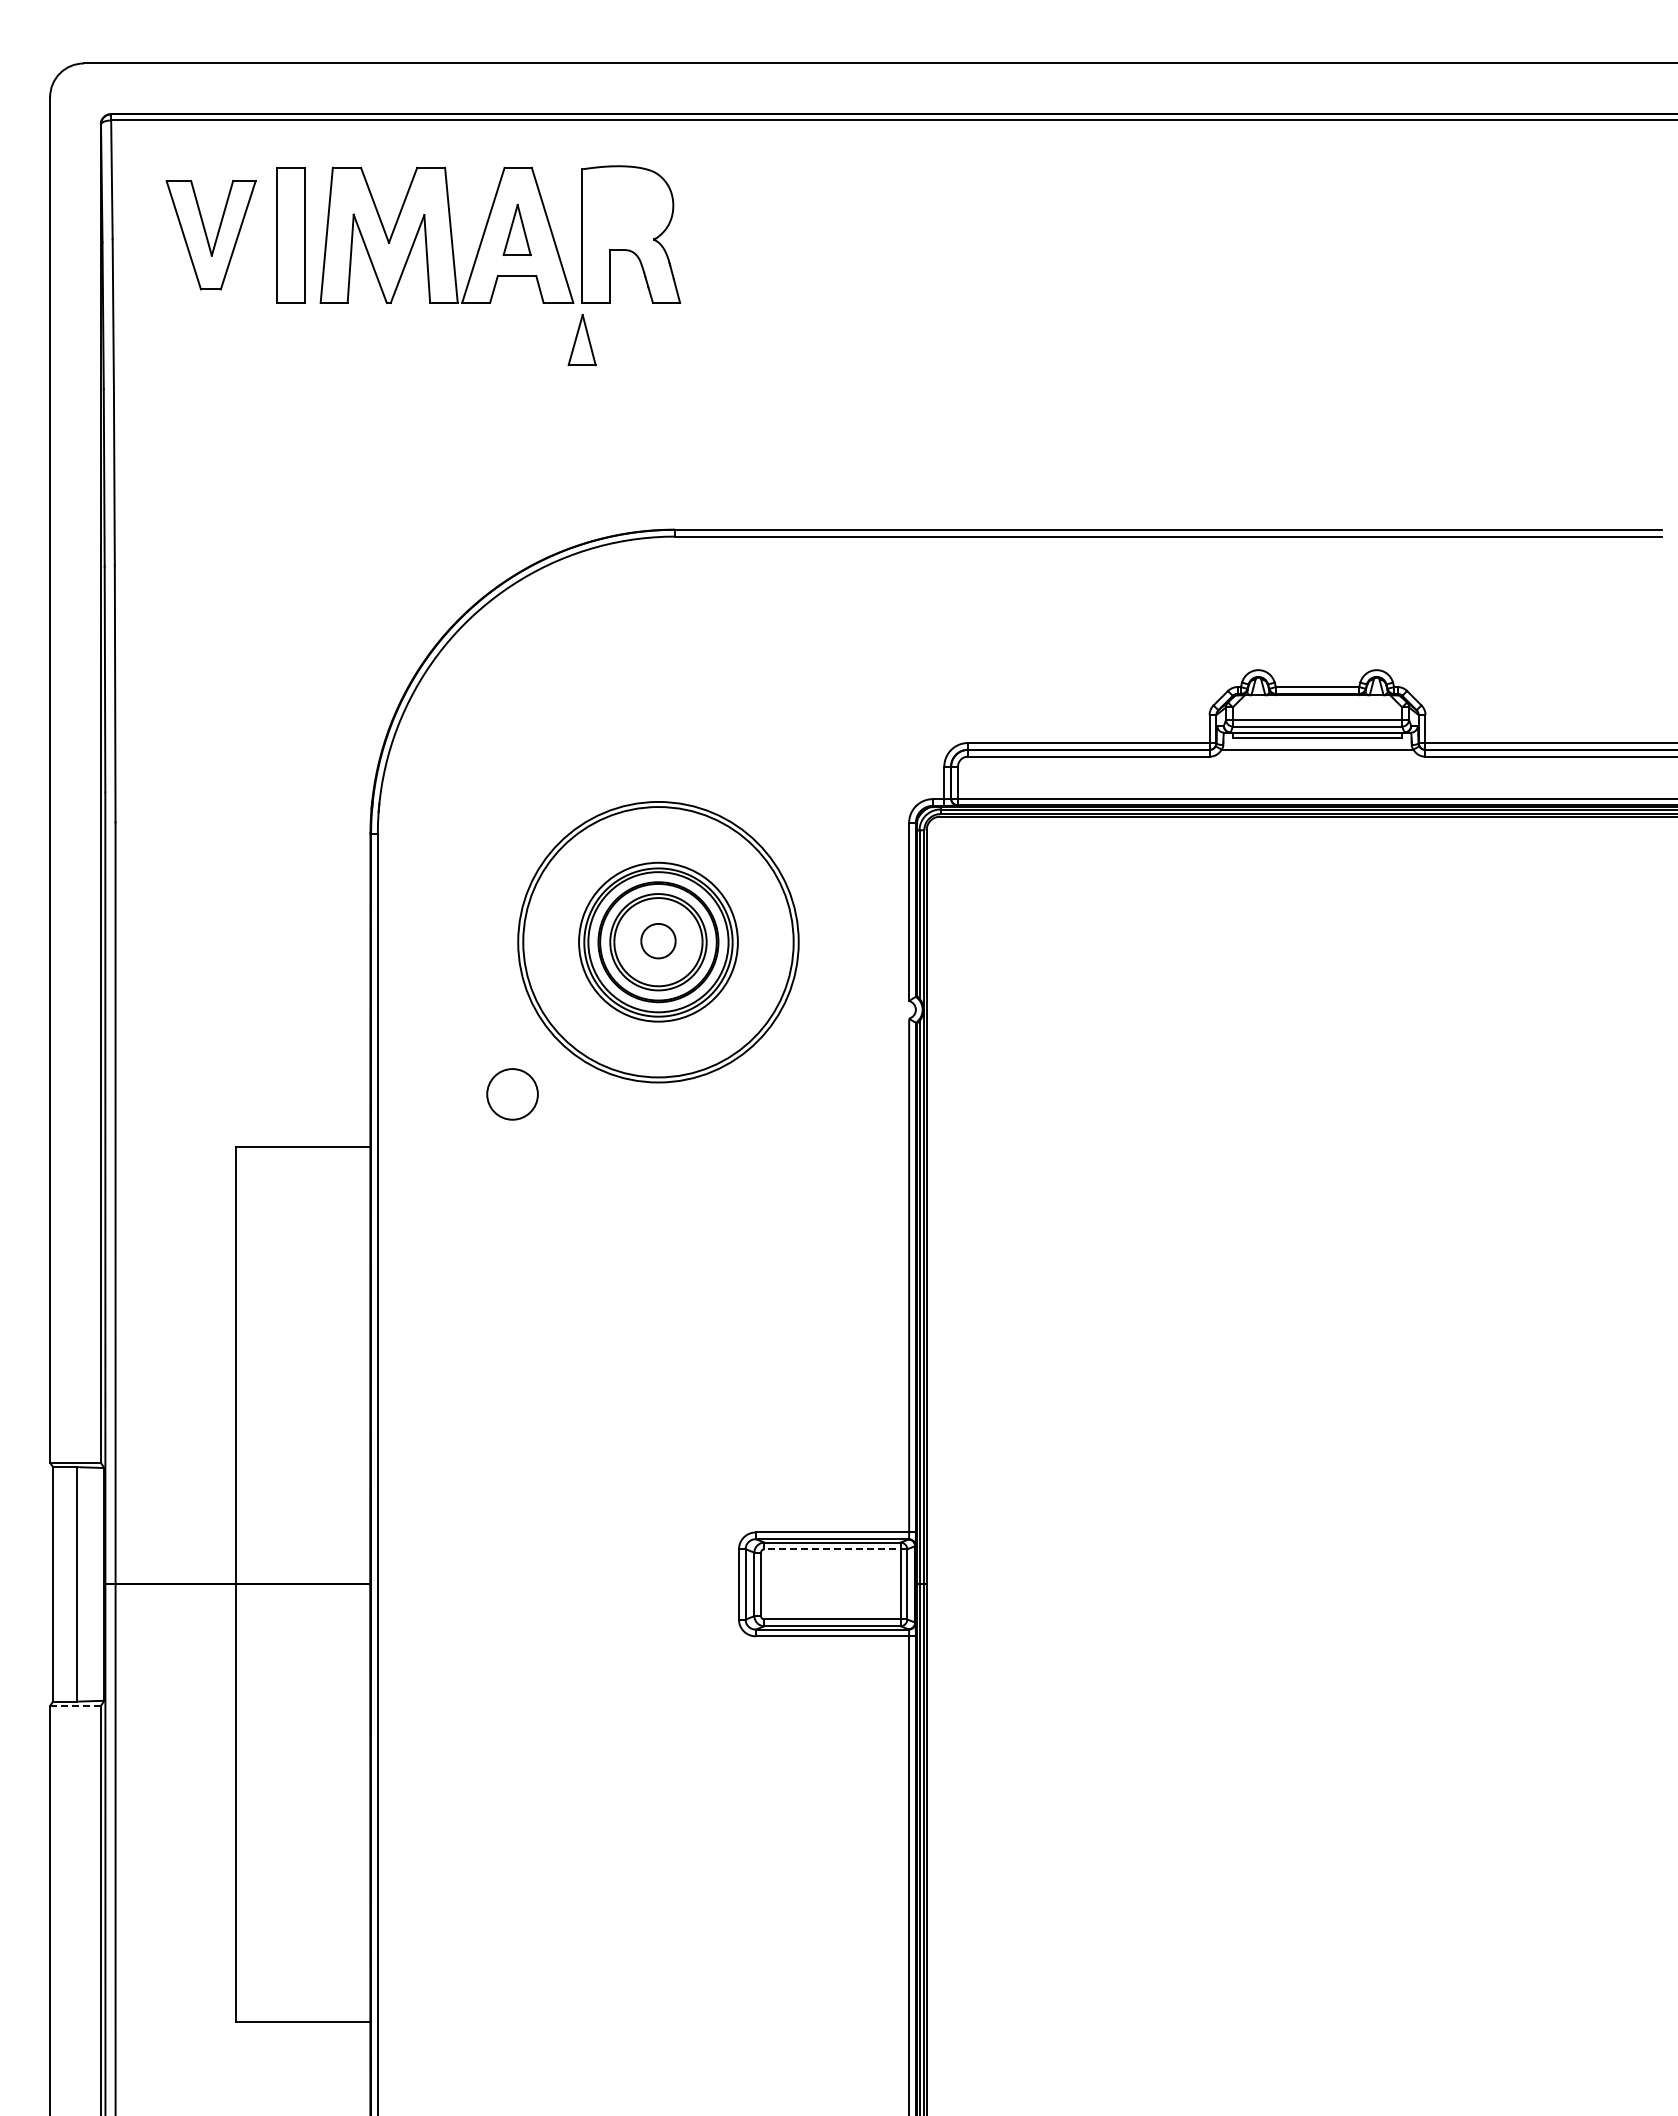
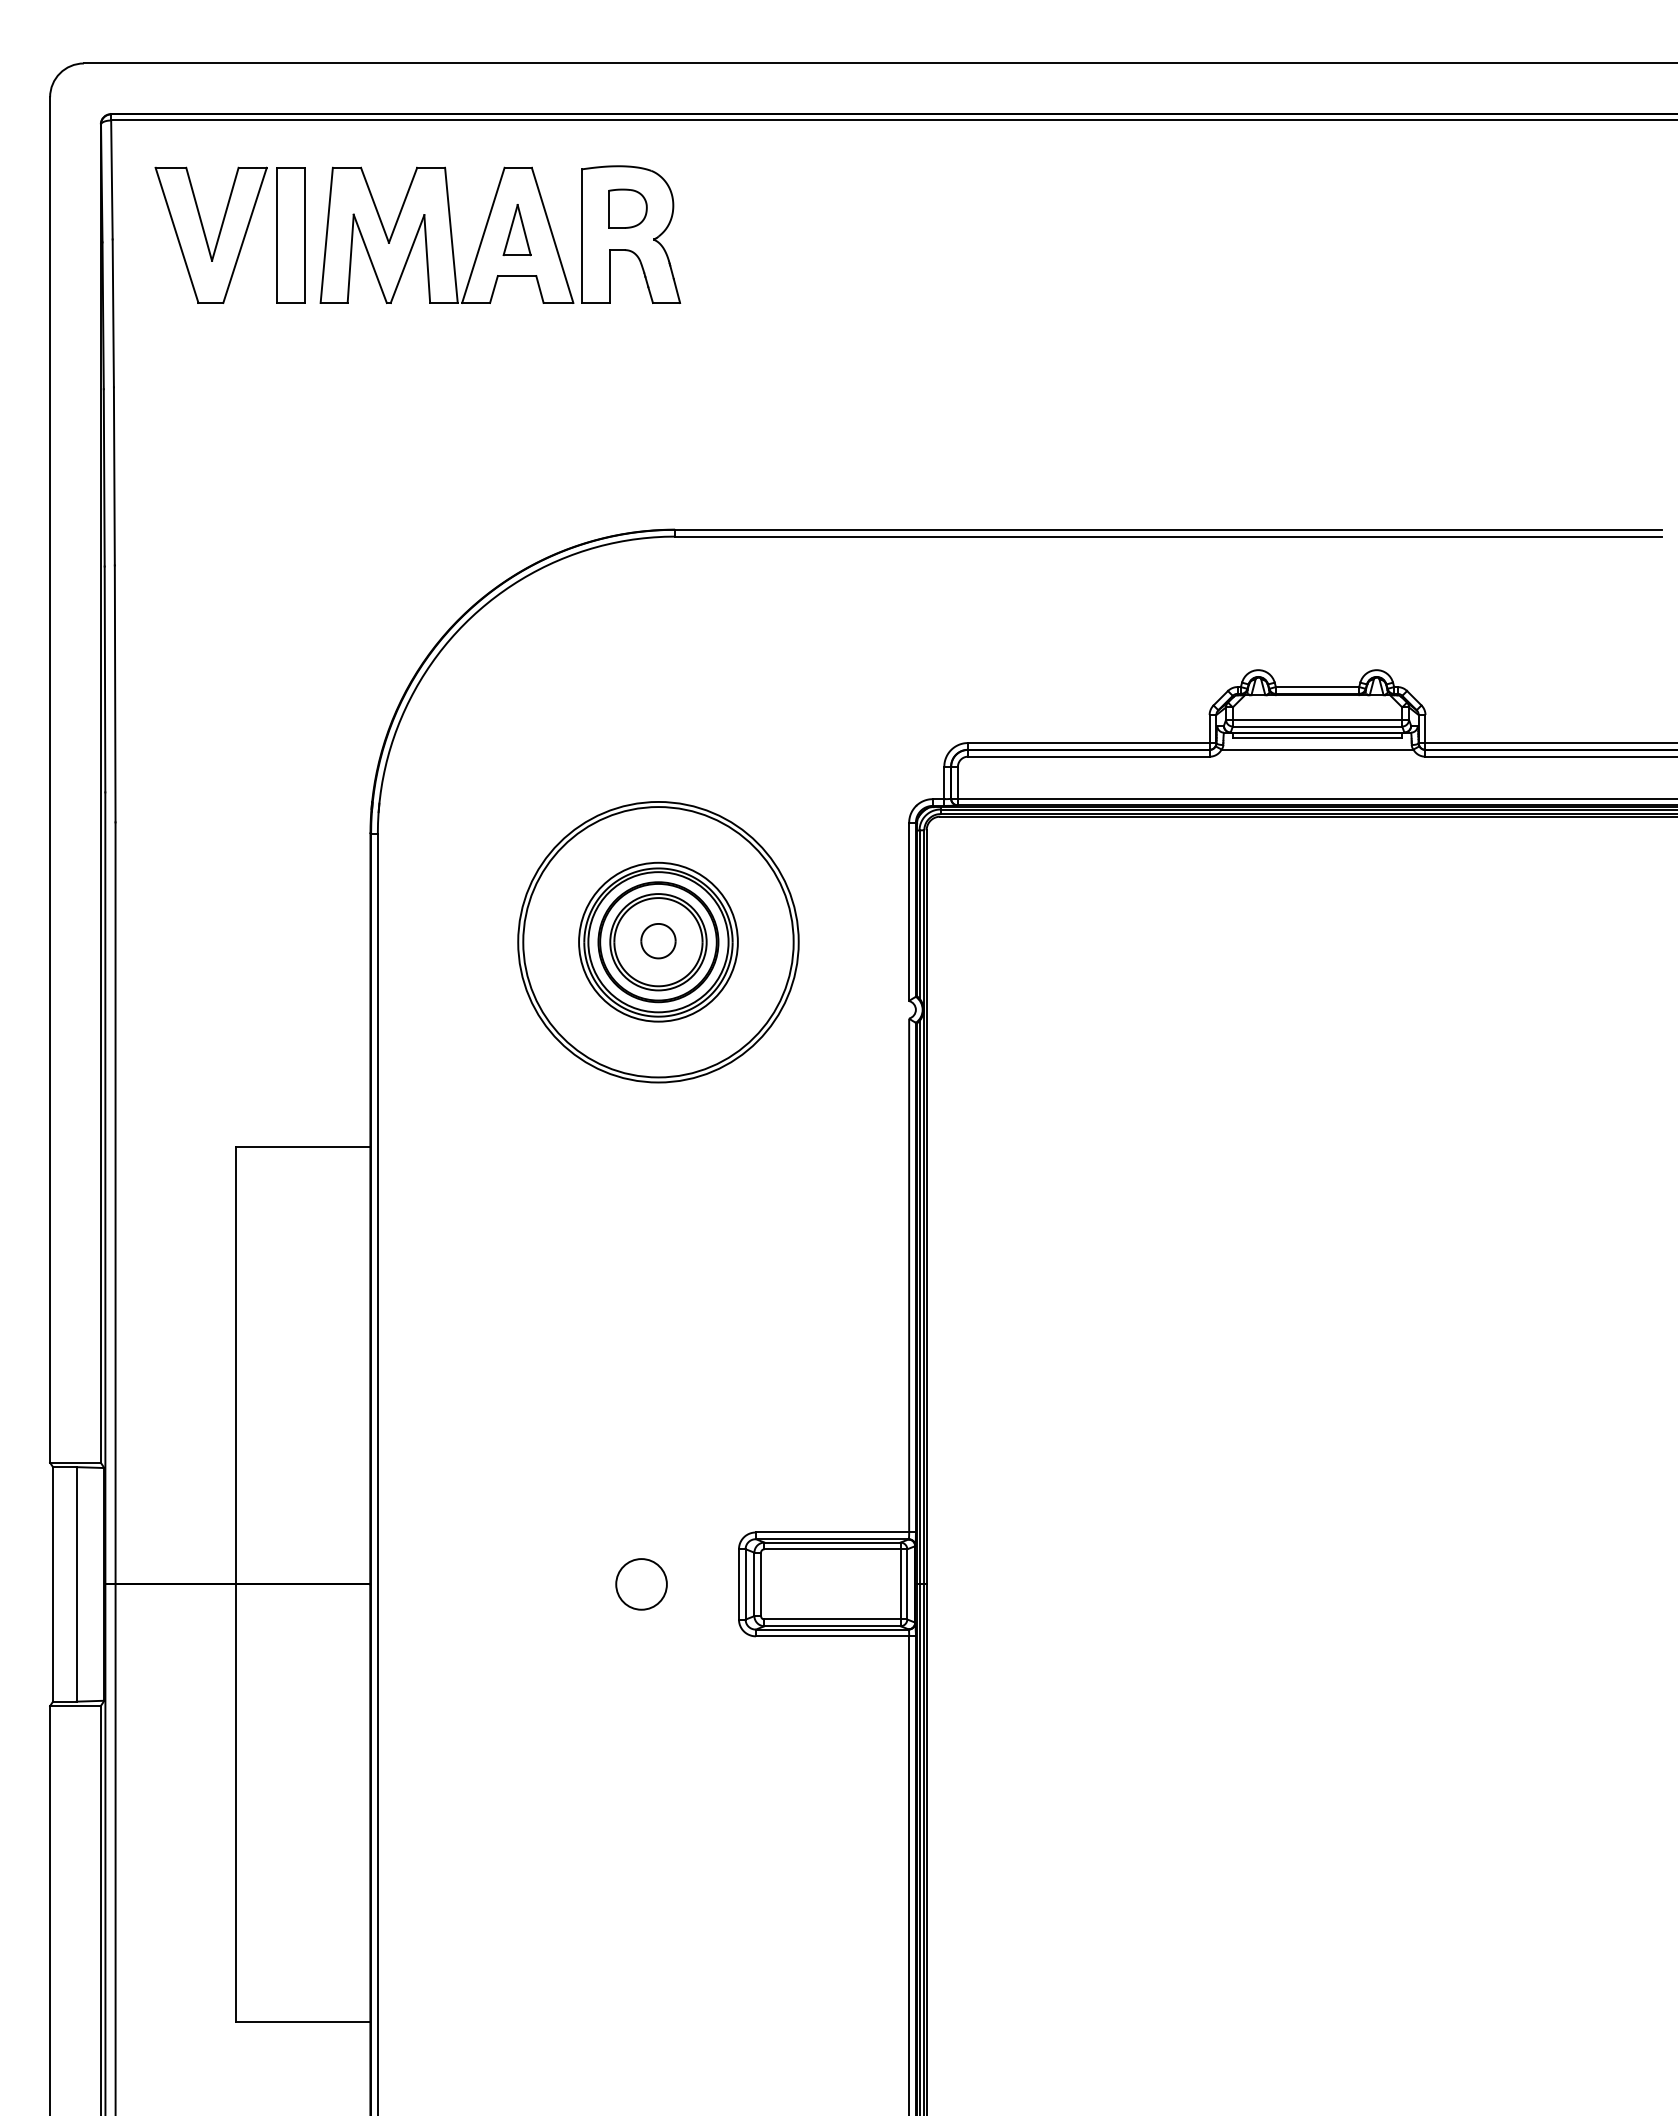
part: none -> present (627, 208)
part size: 92x111 px -> 114x138 px (210, 234)
part: present -> none (581, 340)
circle position: (512, 1094) -> (641, 1584) (641, 1584)
line: dashed -> solid (835, 1549)
line: dashed -> solid (75, 1706)
